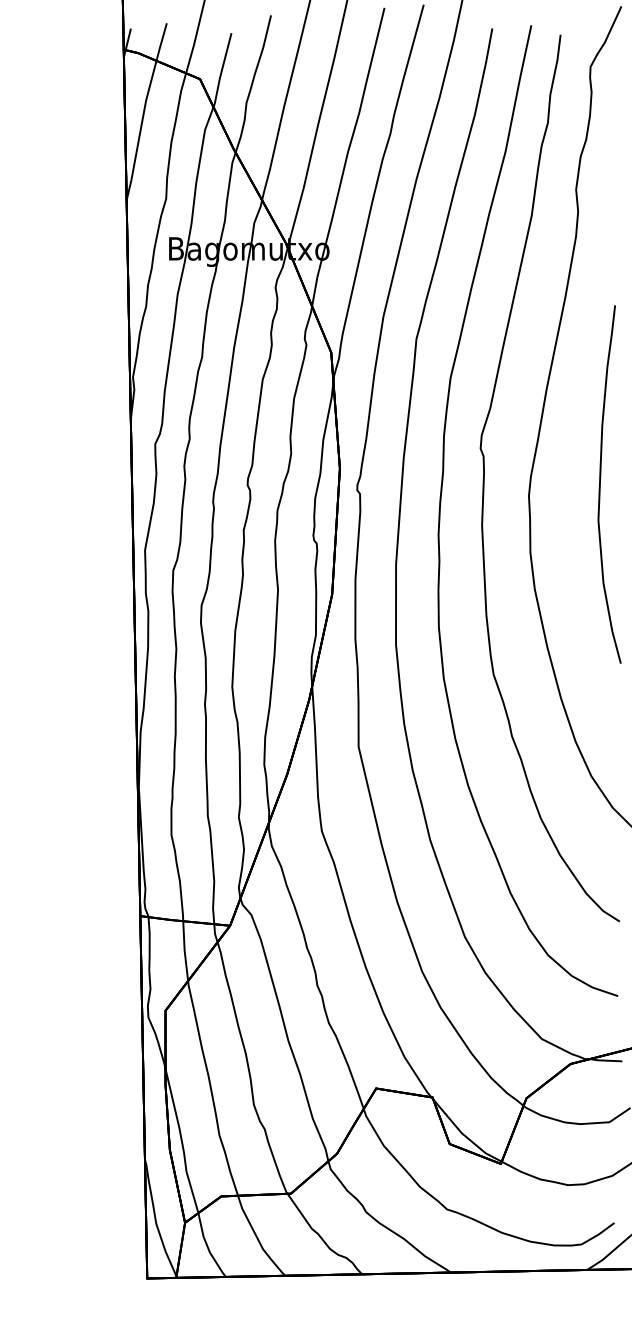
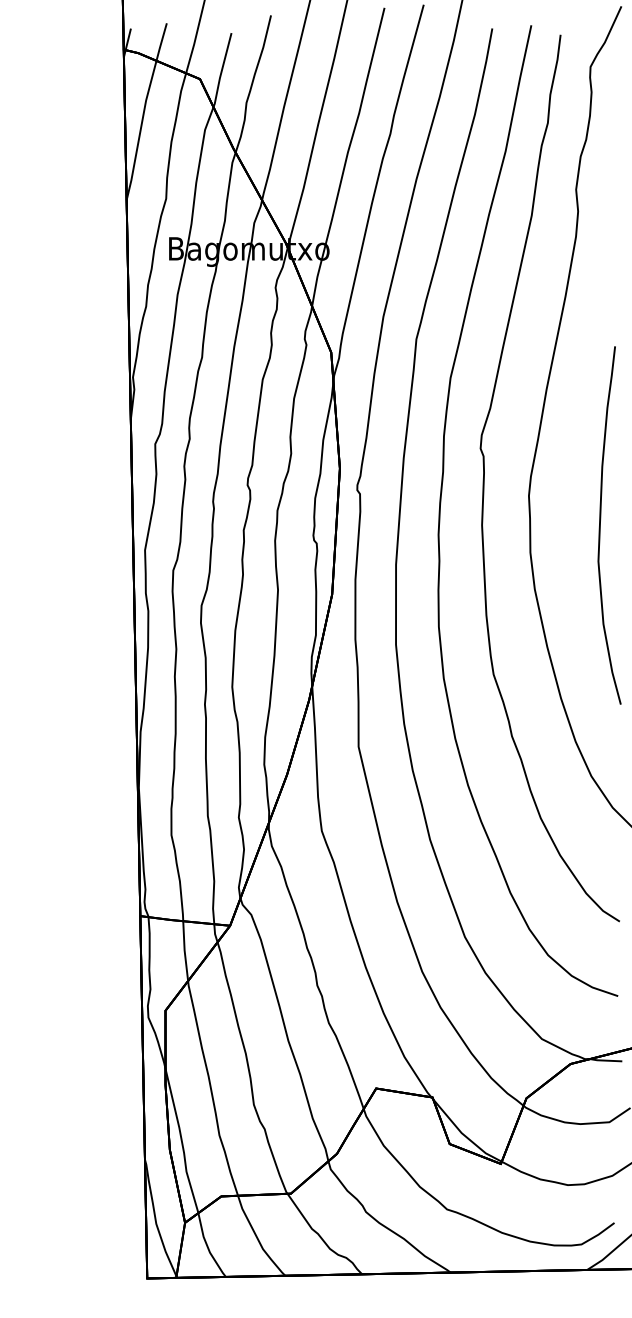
curve position: (600, 484) -> (600, 525) (600, 525)
